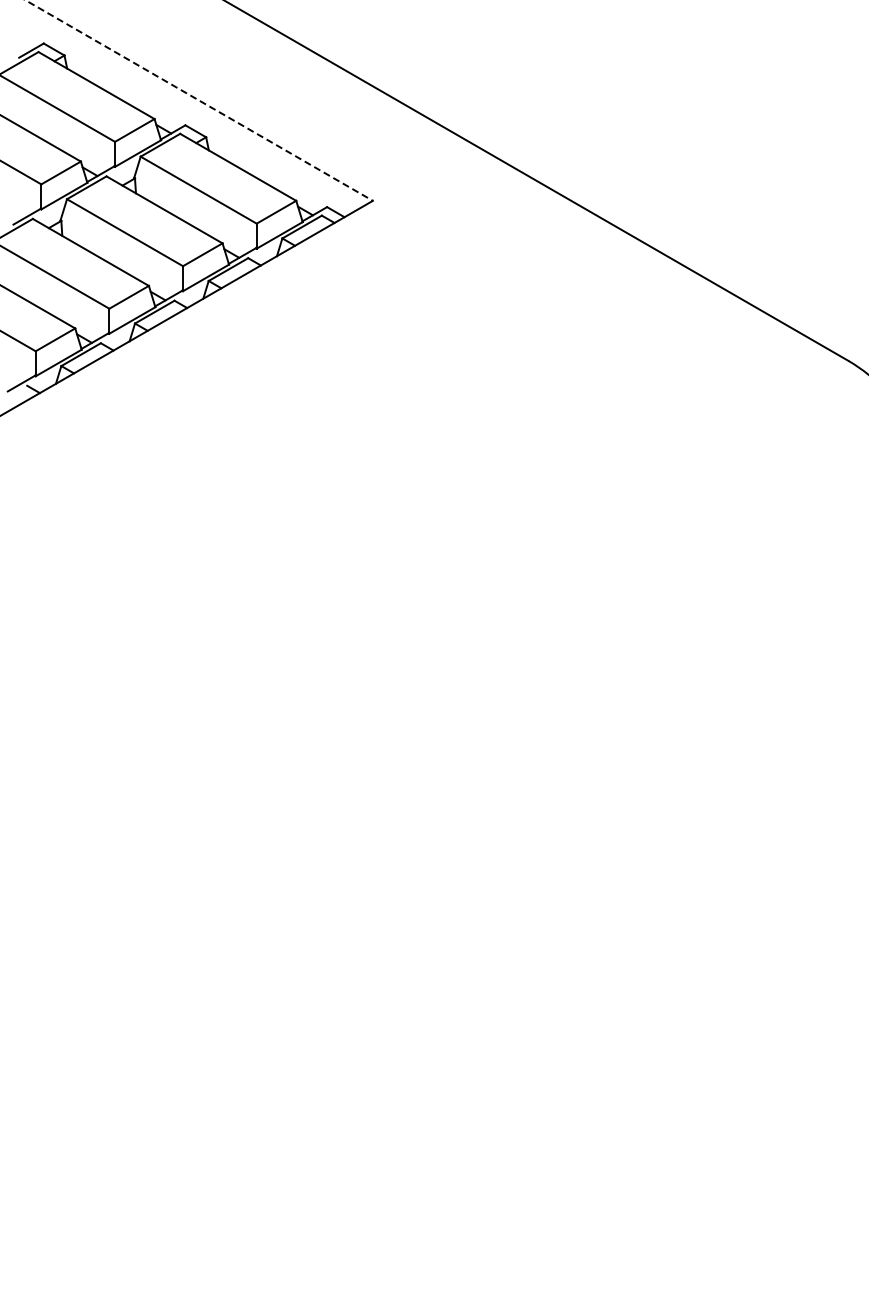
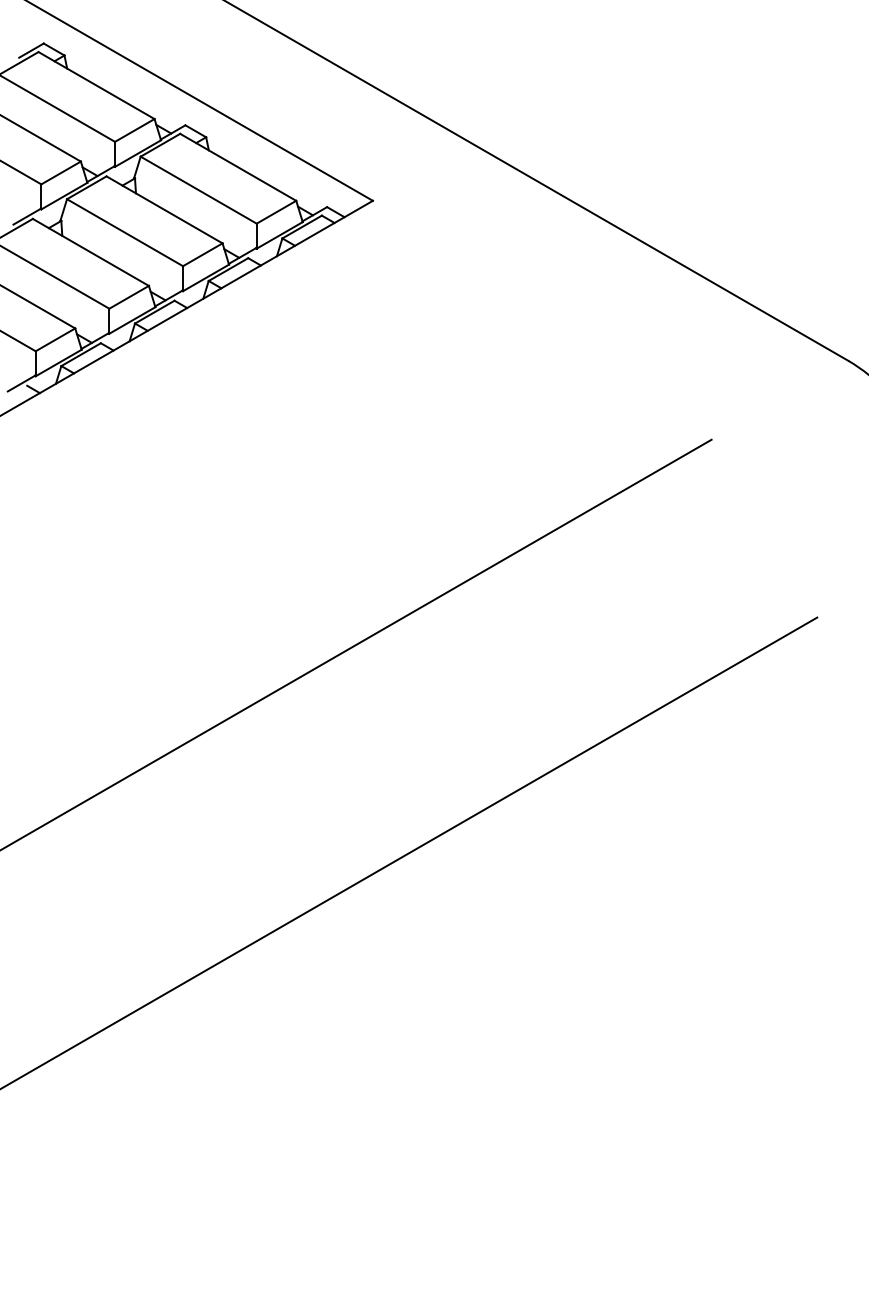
line: dashed -> solid (199, 100)
line: none -> present (356, 644)
line: none -> present (409, 852)
